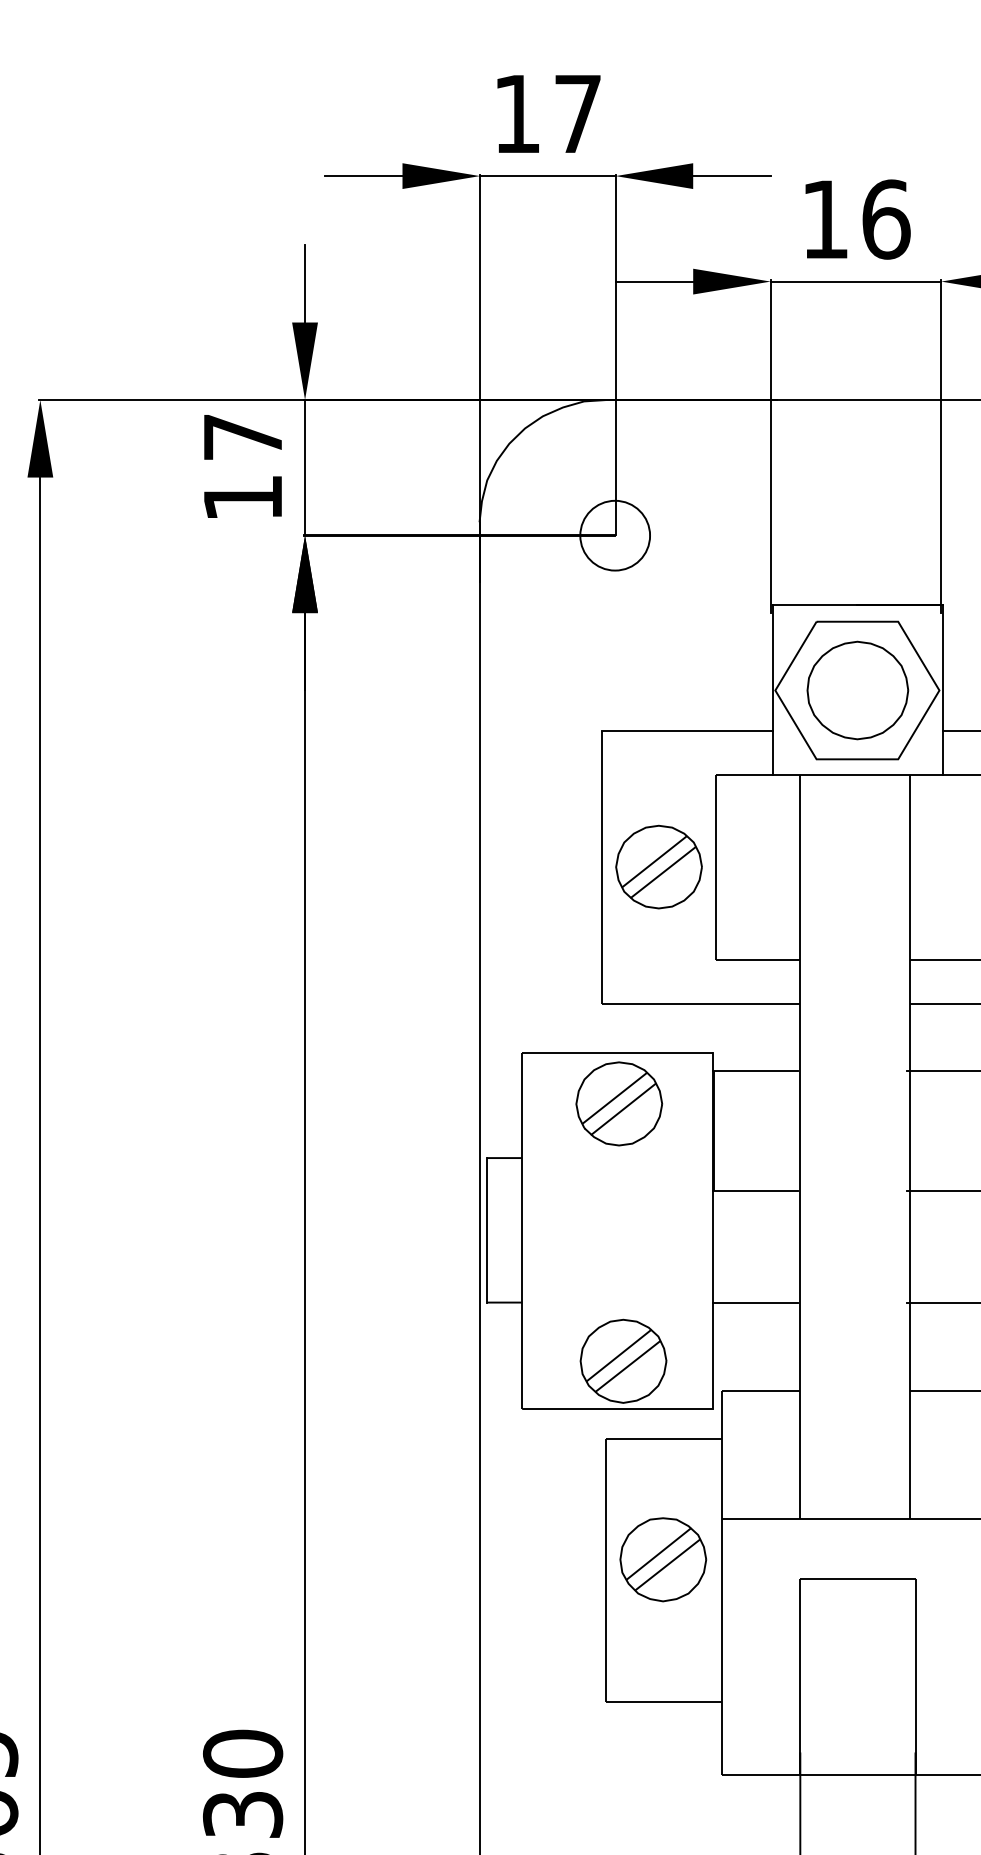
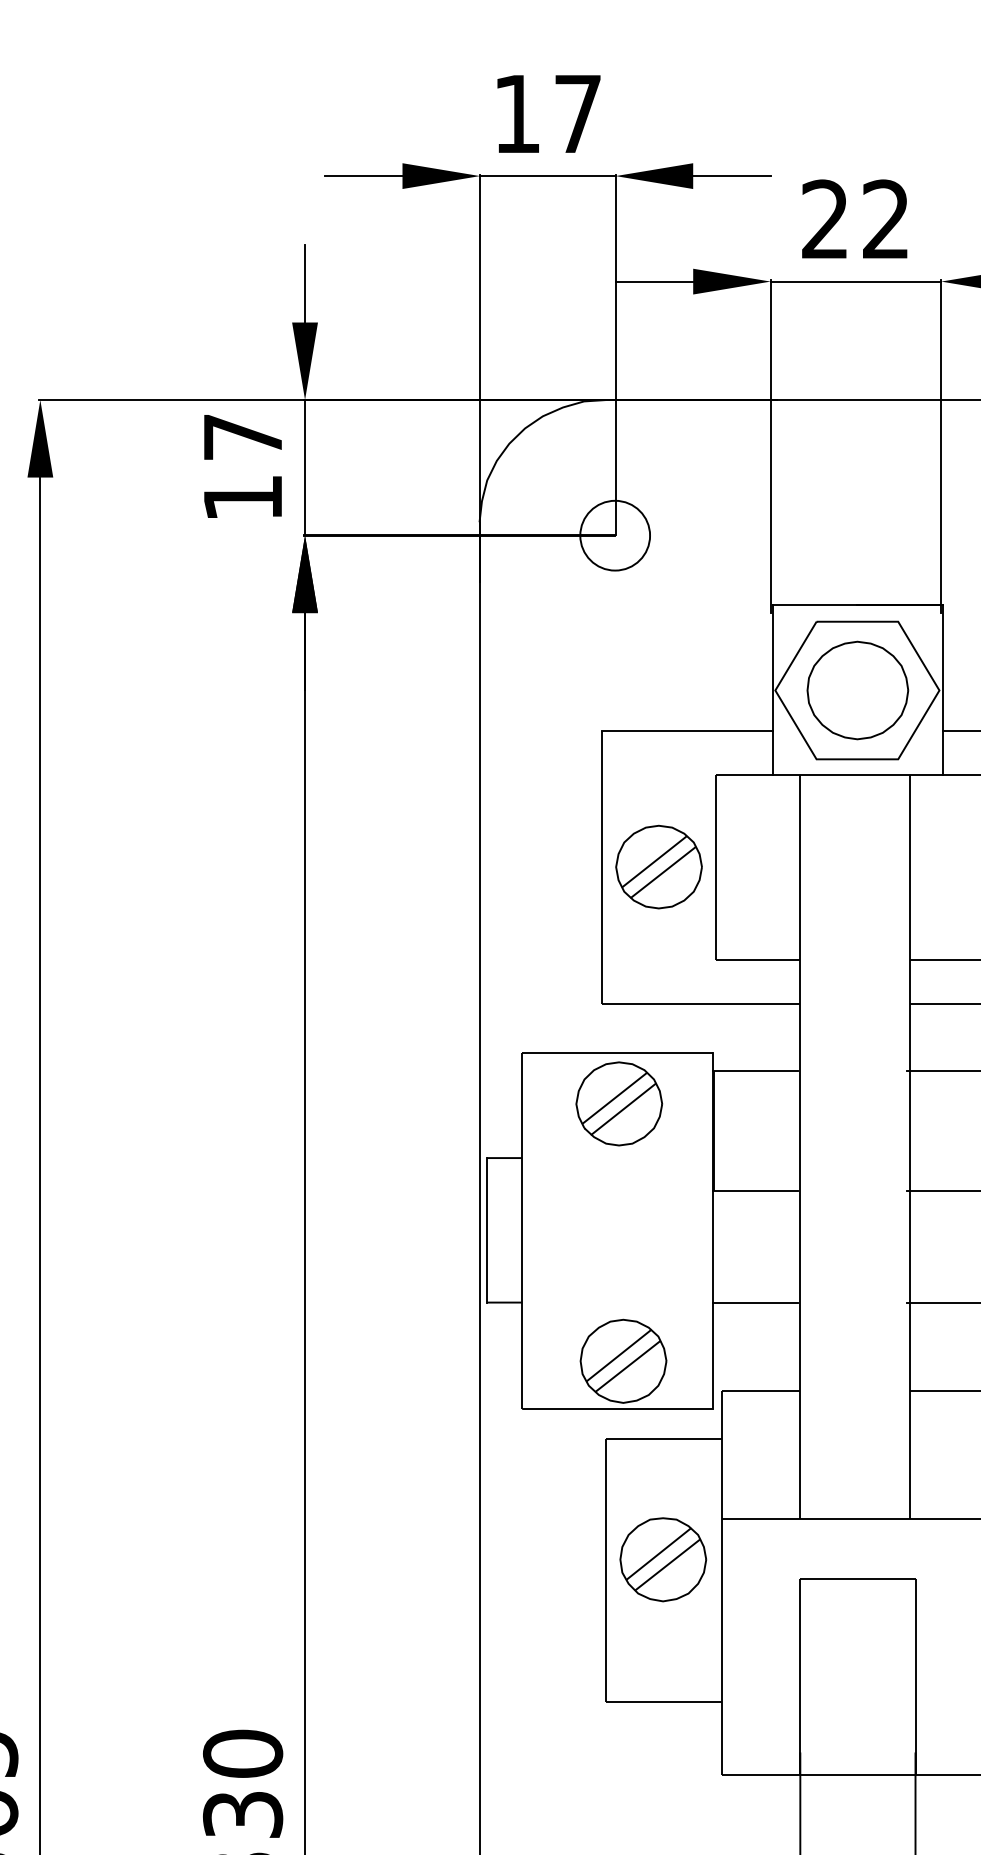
text: 16 -> 22 (856, 219)
